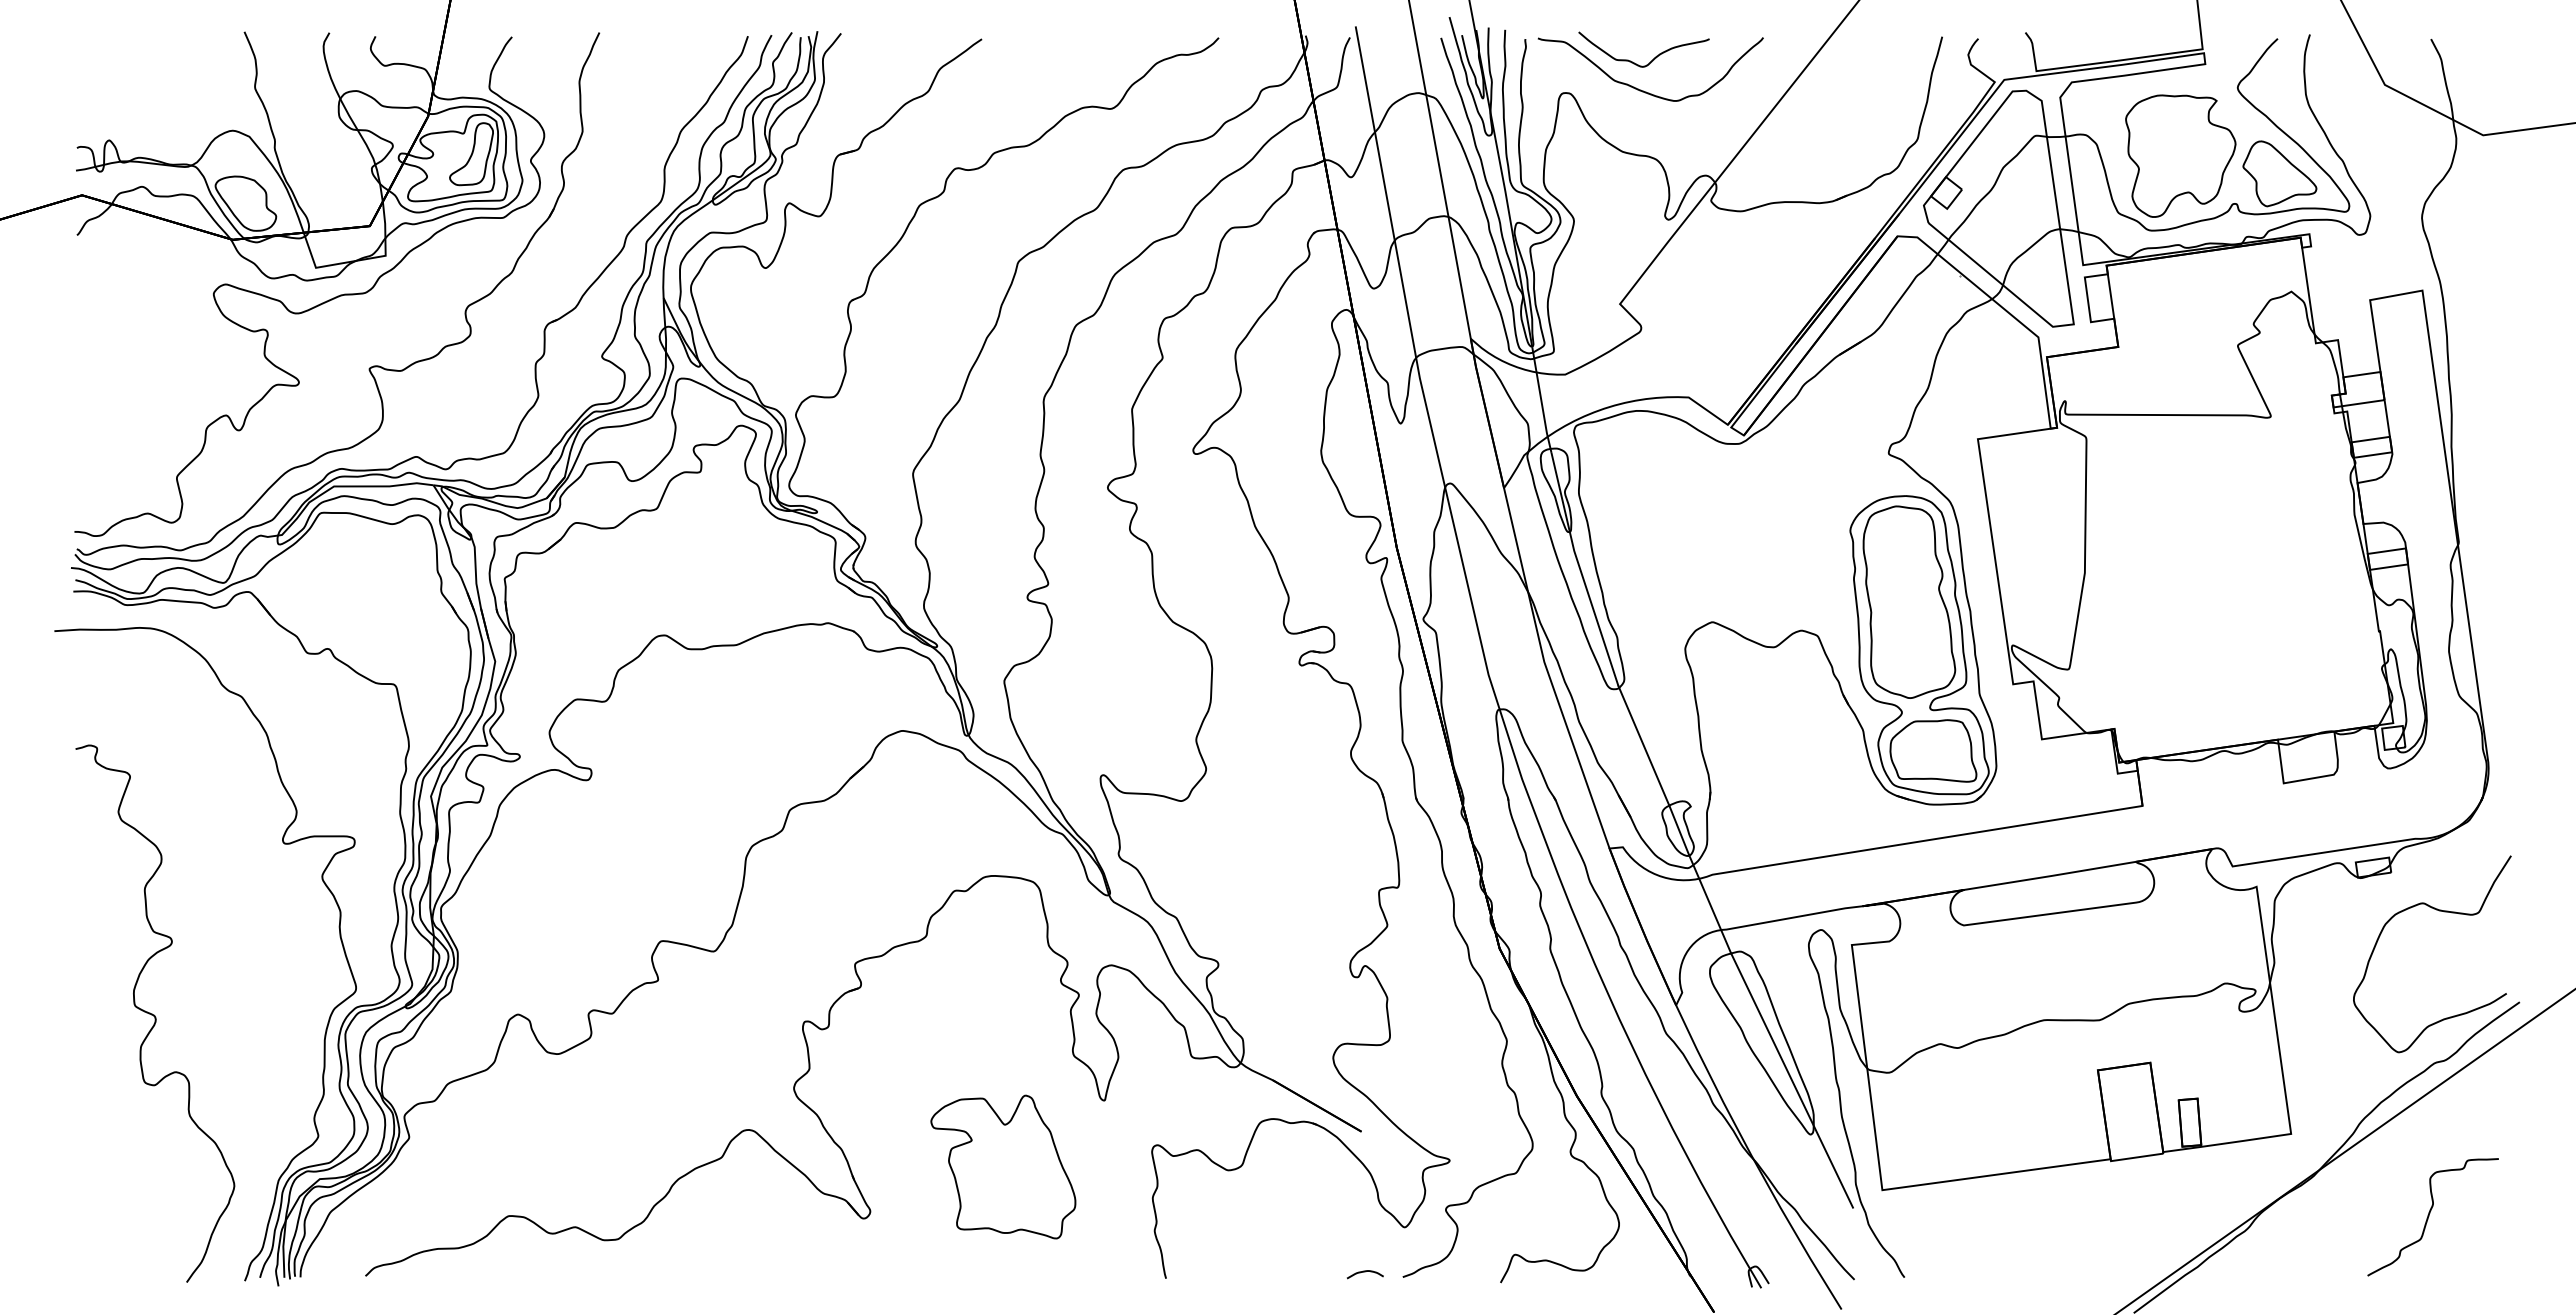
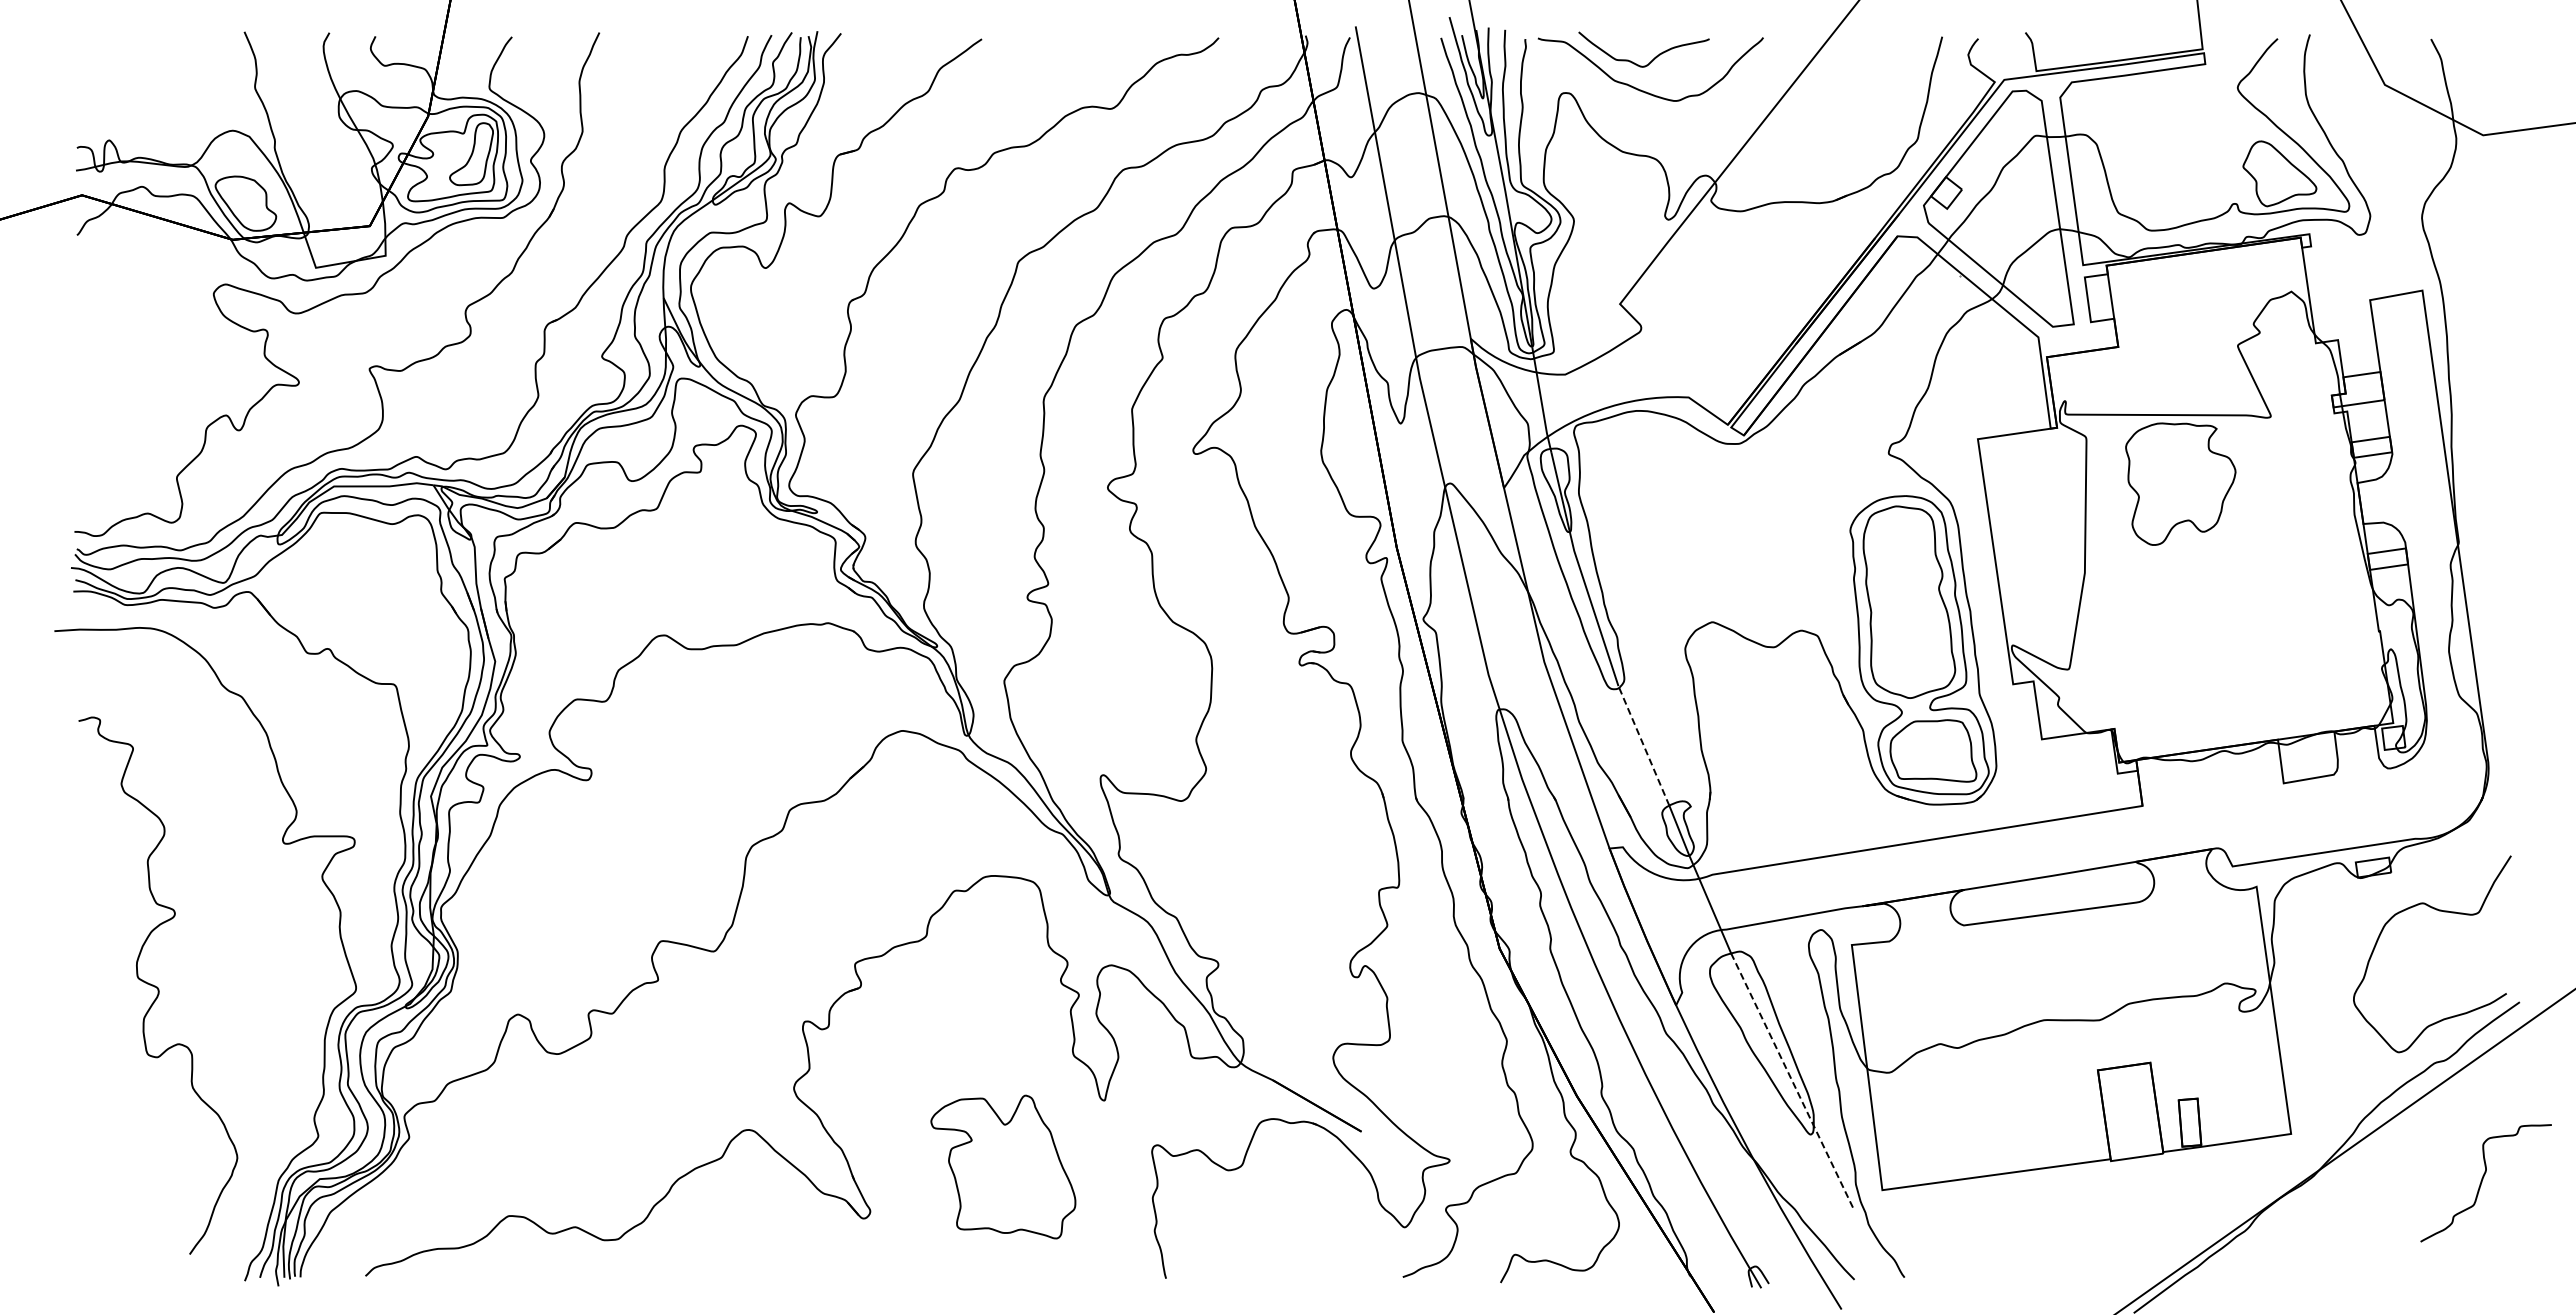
part position: (2180, 155) -> (2180, 483) (2180, 483)
line: solid -> dashed (1643, 745)
curve position: (154, 1014) -> (157, 986) (157, 986)
line: solid -> dashed (1792, 1080)
curve position: (2429, 1216) -> (2482, 1182) (2482, 1182)
curve: present -> none (1364, 1272)
